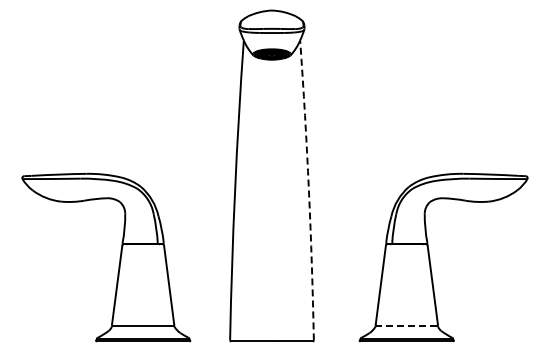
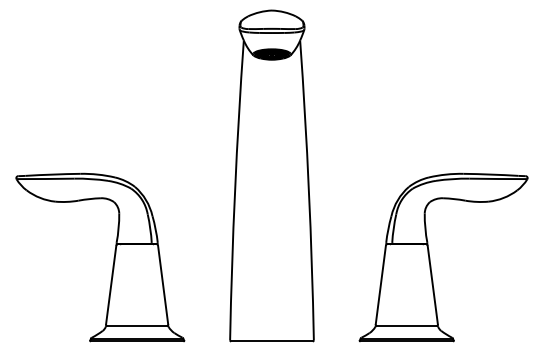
arc: dashed -> solid (308, 190)
part position: (119, 257) -> (113, 257) (113, 257)
line: dashed -> solid (406, 326)
